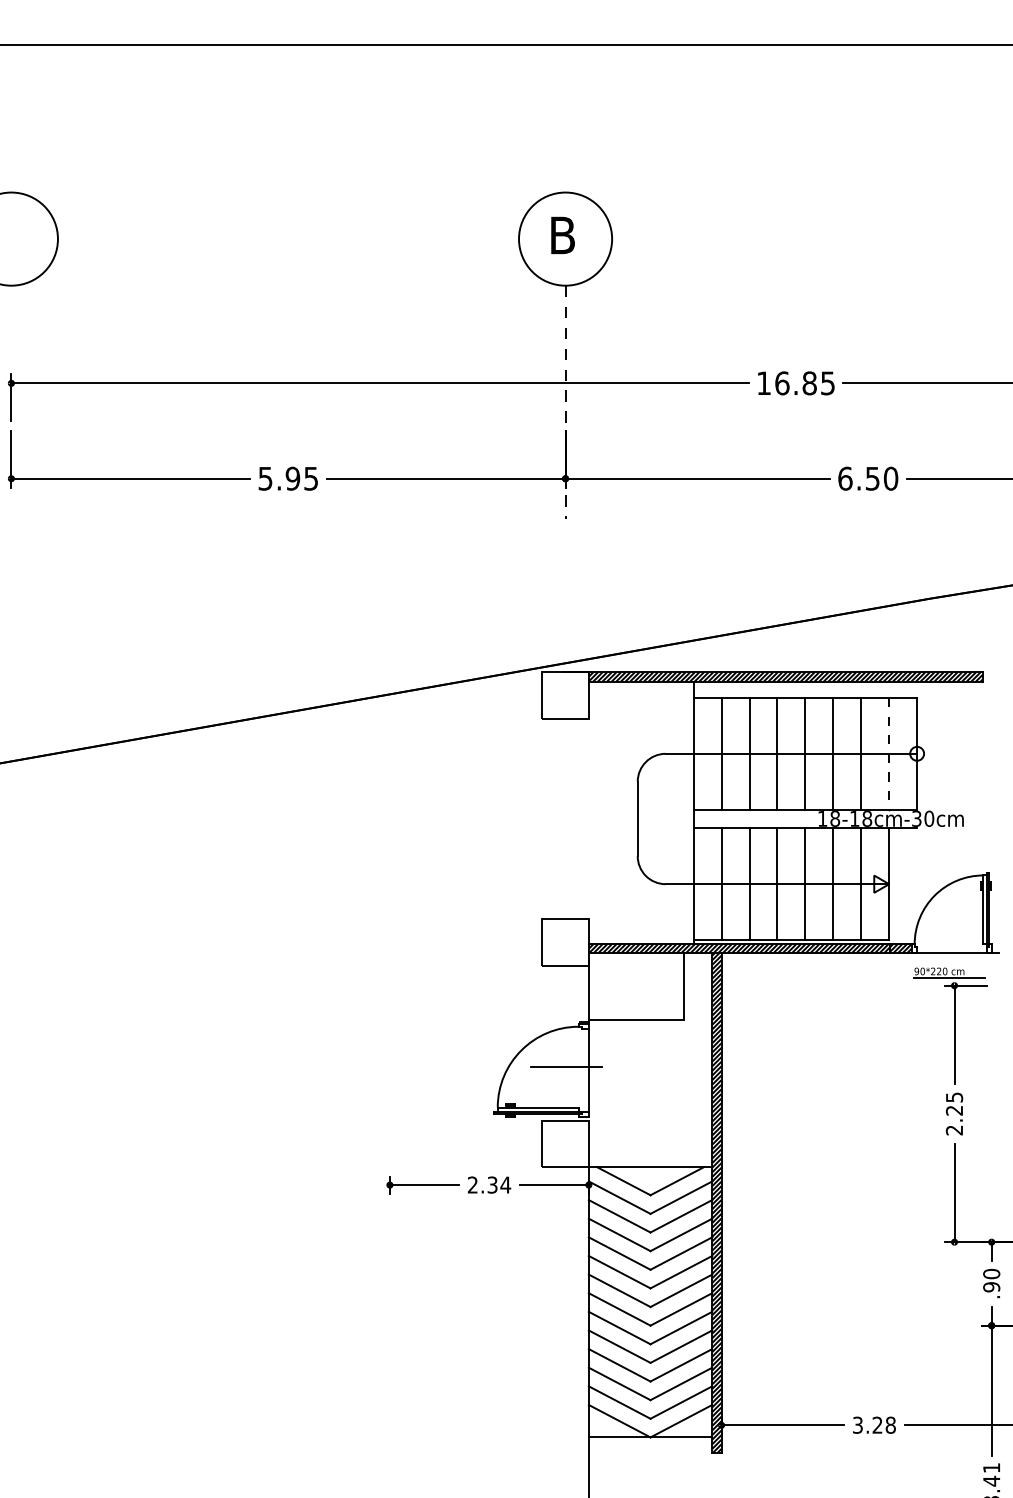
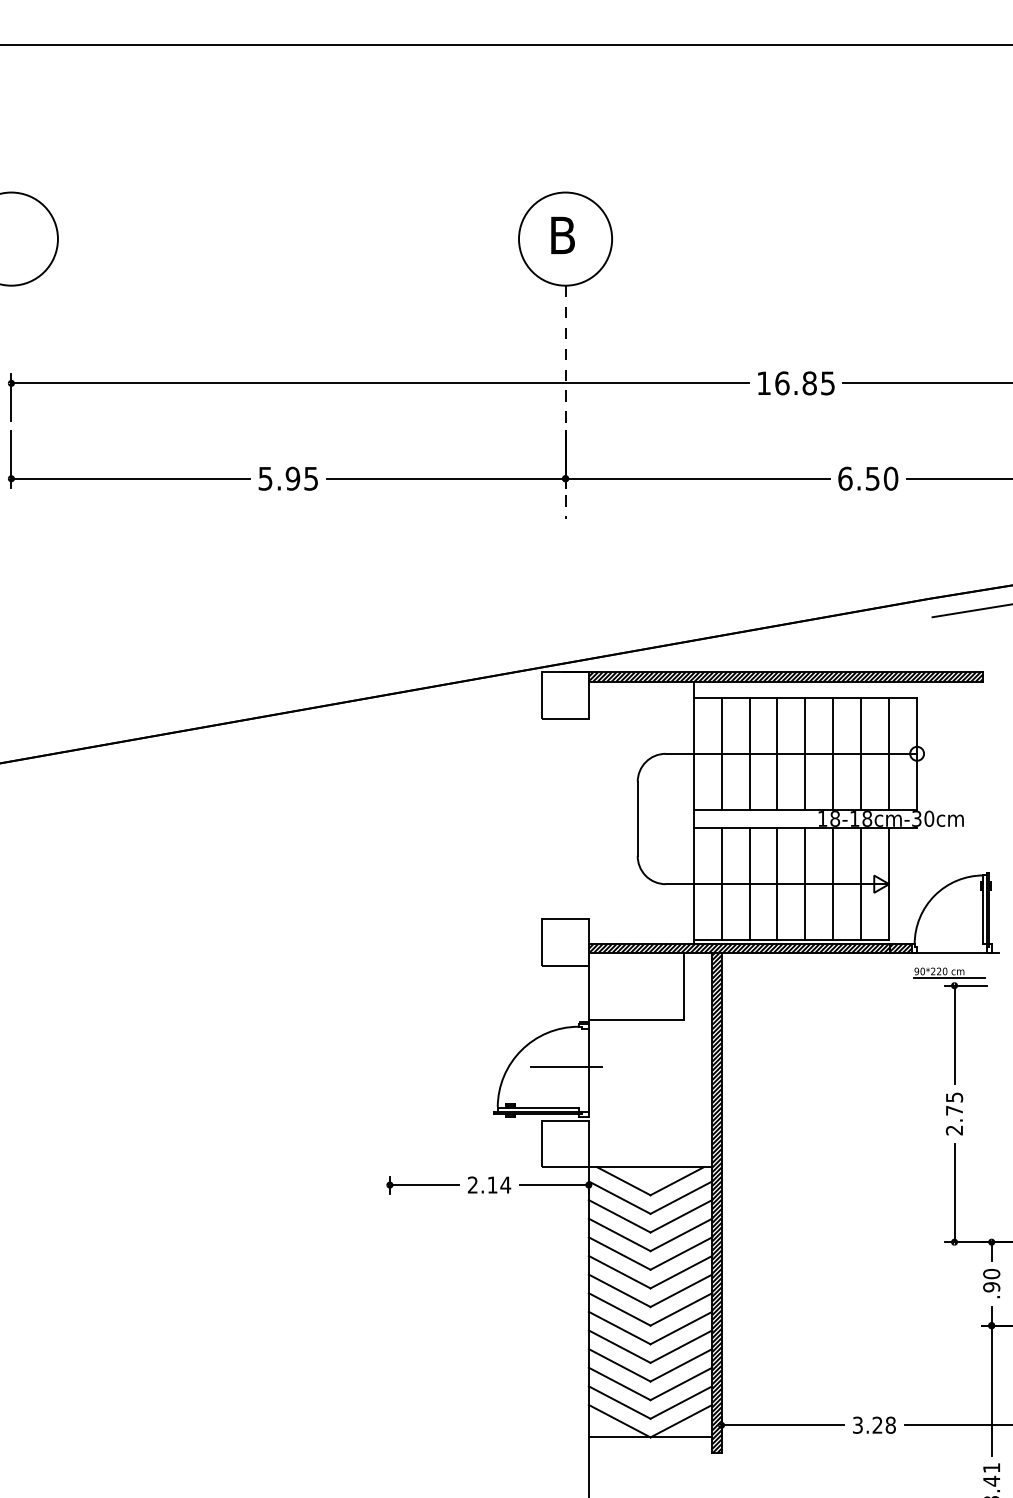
line: none -> present (970, 610)
line: dashed -> solid (889, 753)
text: 2.25 -> 2.75 (953, 1110)
text: 2.34 -> 2.14 (492, 1184)
